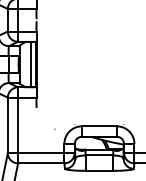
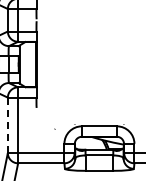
line: present -> none (30, 64)
line: solid -> dashed (7, 125)
